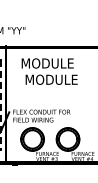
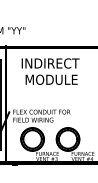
text: MODULE -> INDIRECT (51, 63)
line: dashed -> solid (0, 105)
